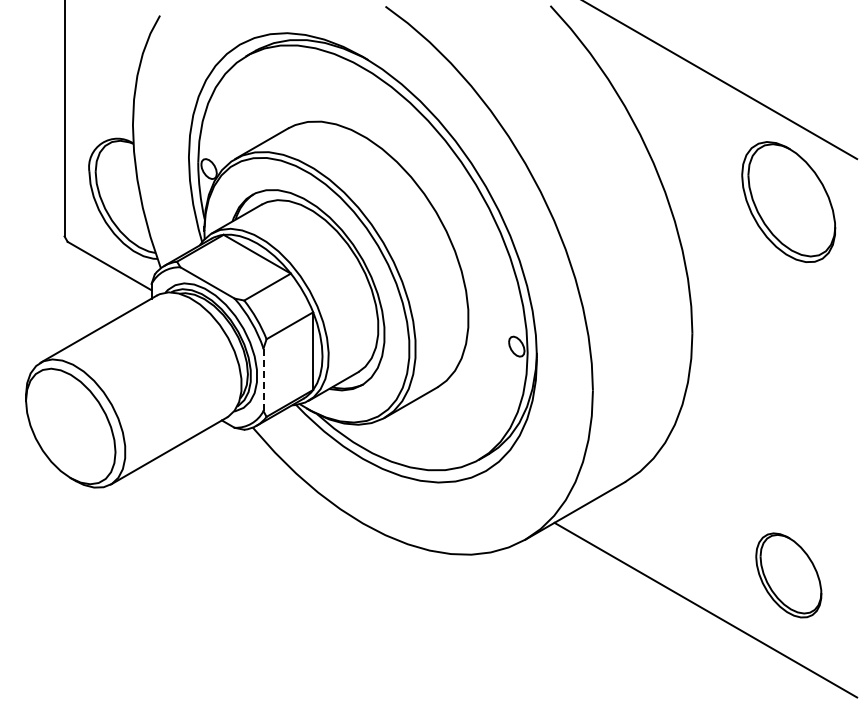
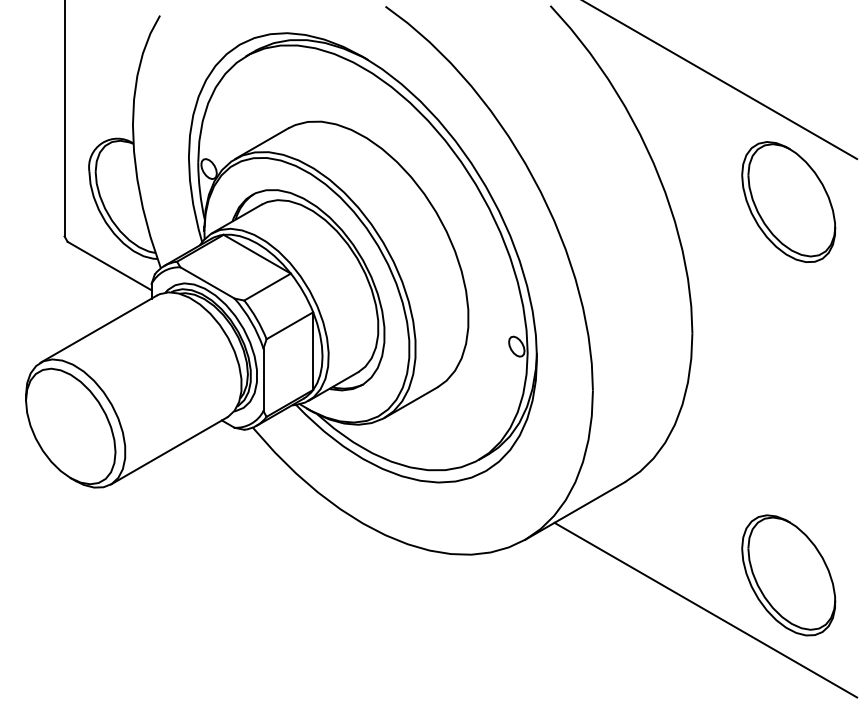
line: dashed -> solid (263, 379)
part size: 68x87 px -> 96x123 px (788, 575)
